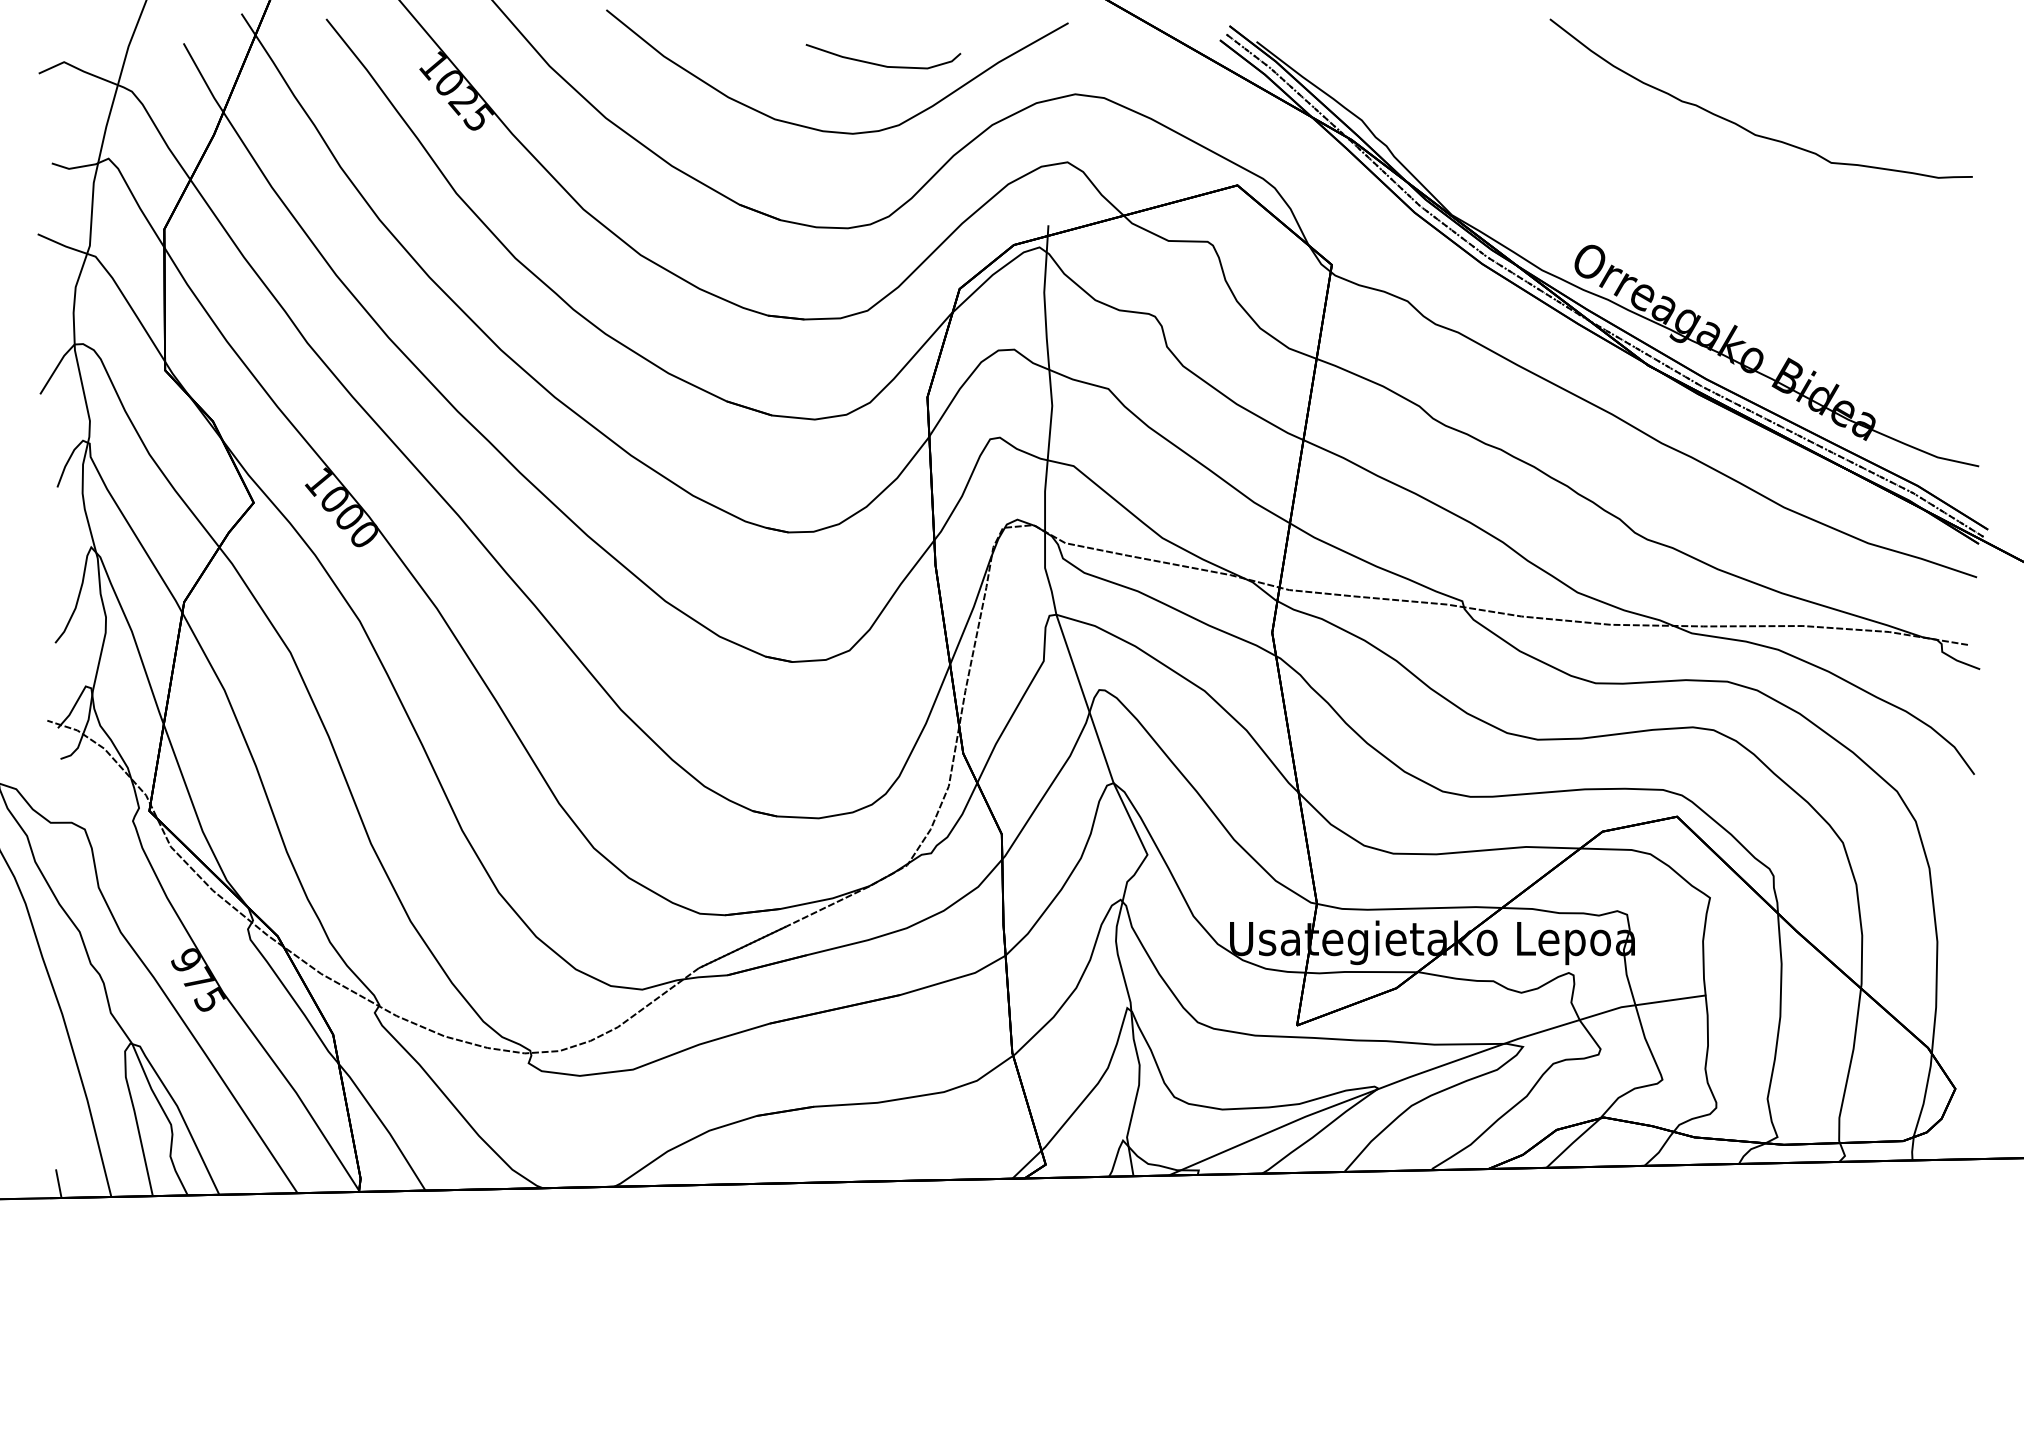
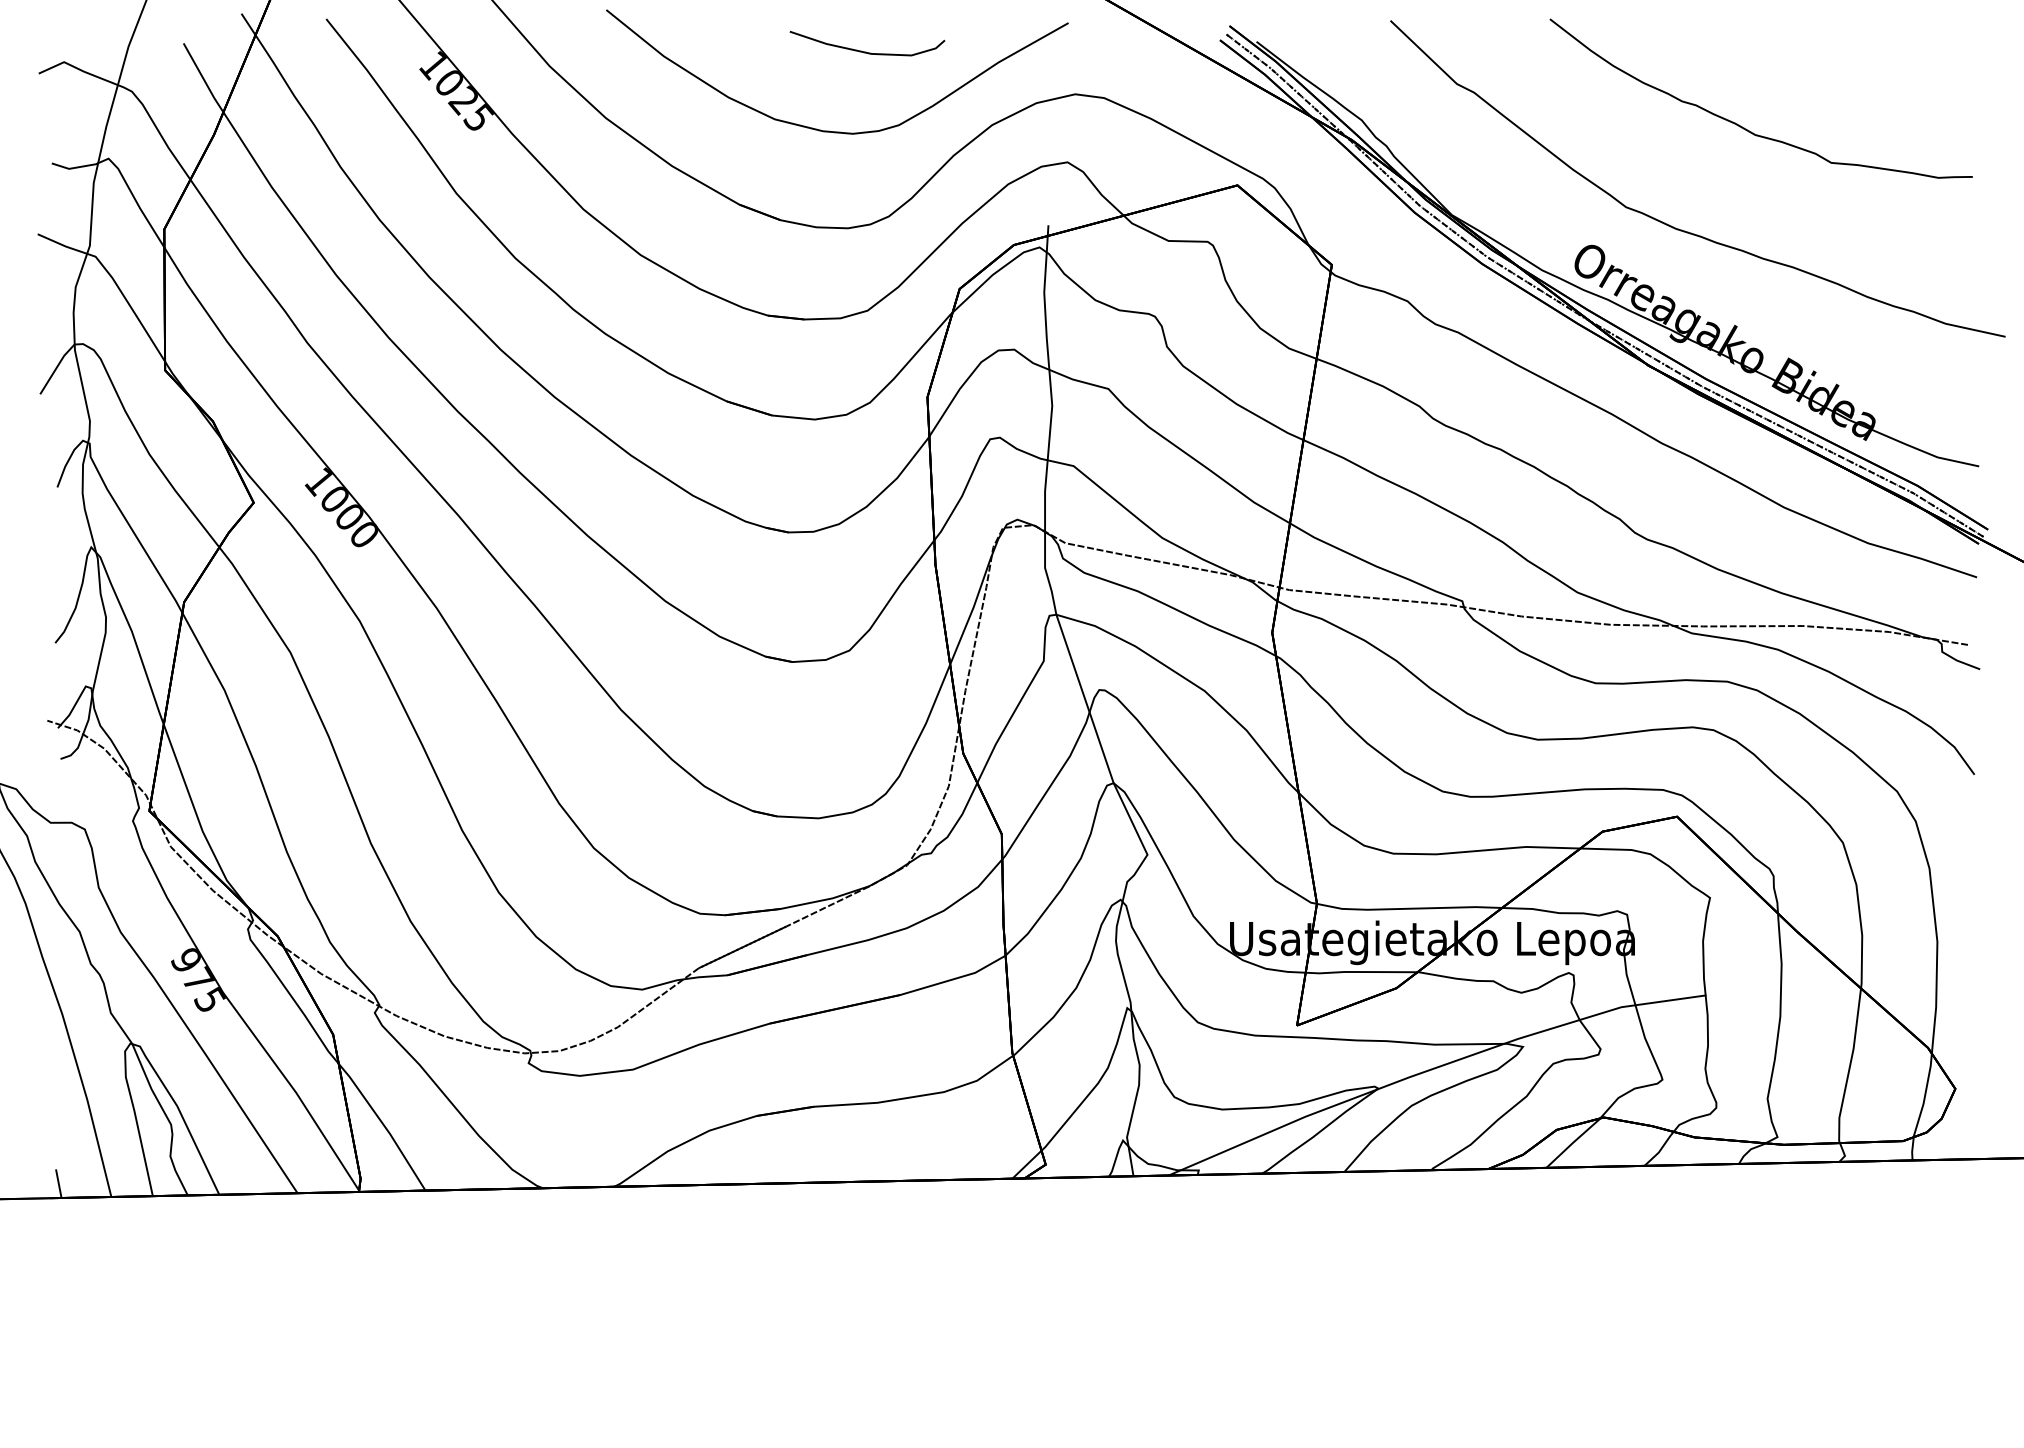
curve position: (882, 64) -> (866, 51) (866, 51)
curve: none -> present (1685, 230)
